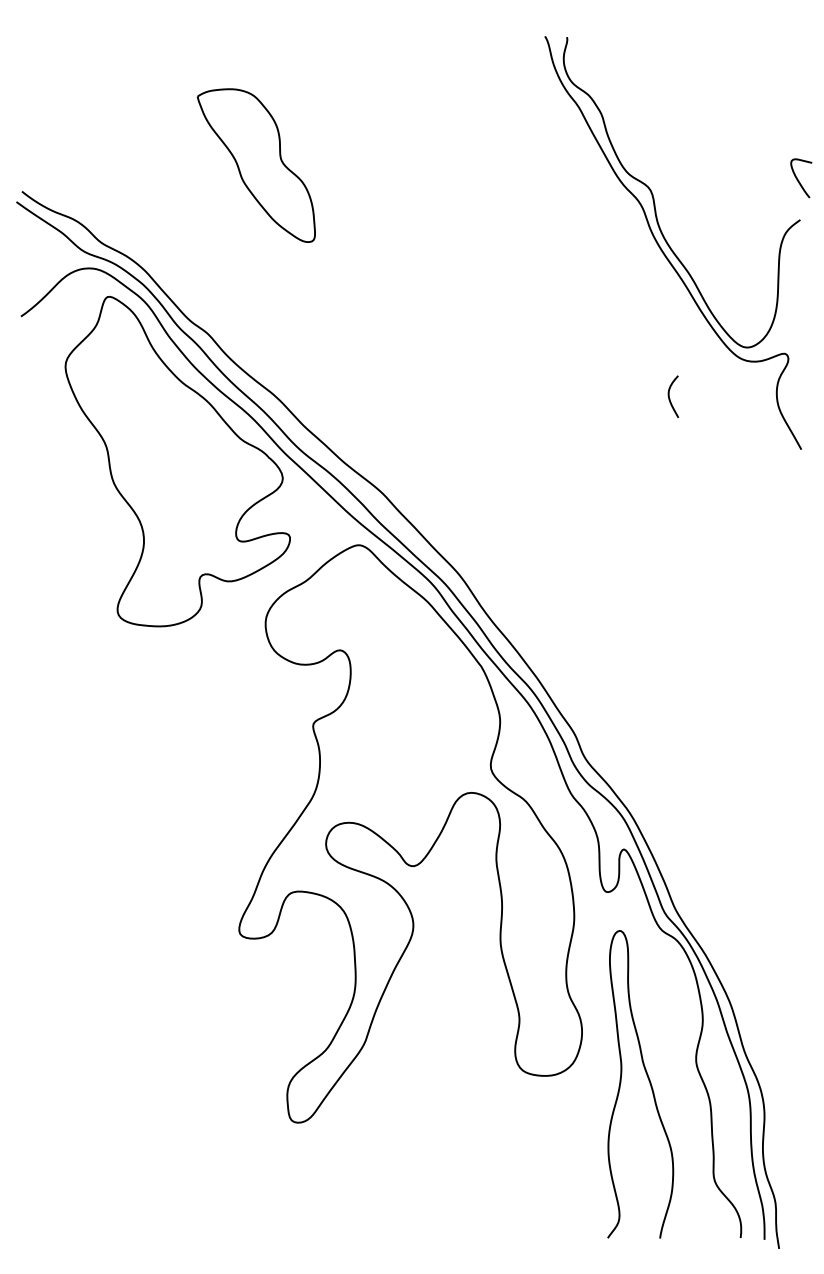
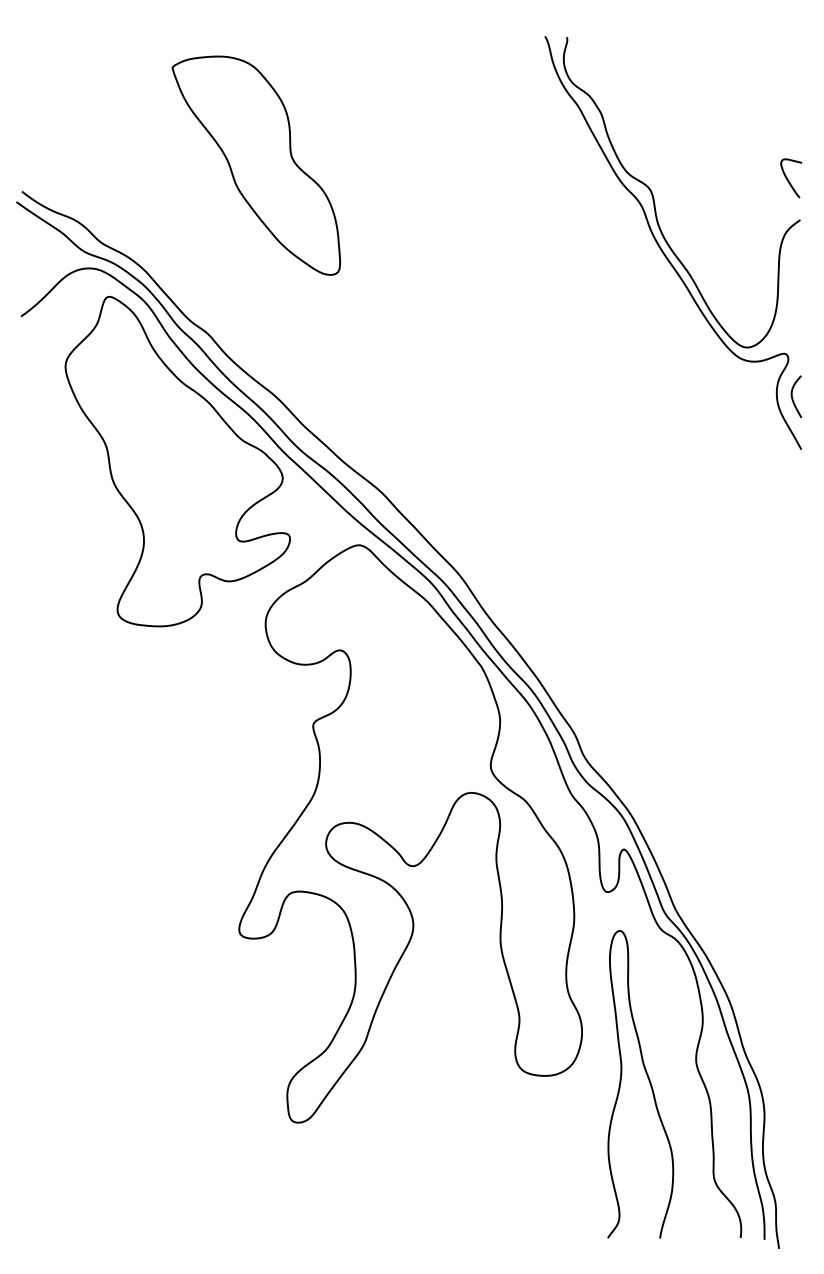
part size: 119x155 px -> 171x221 px (256, 165)
curve position: (799, 180) -> (789, 180) (789, 180)
curve position: (670, 398) -> (793, 398) (793, 398)
